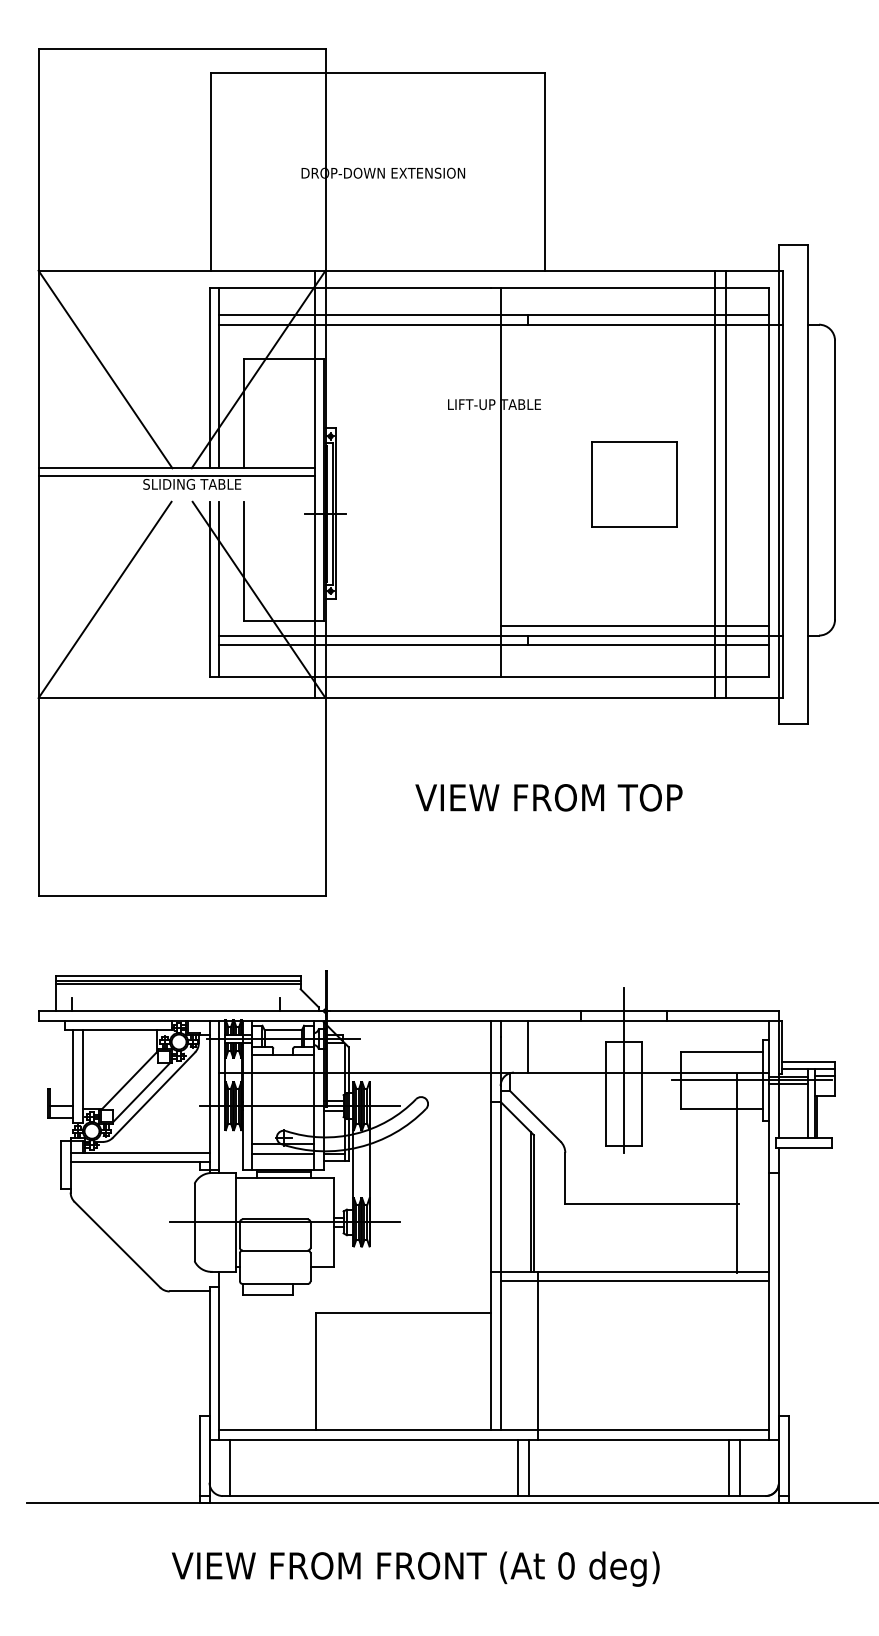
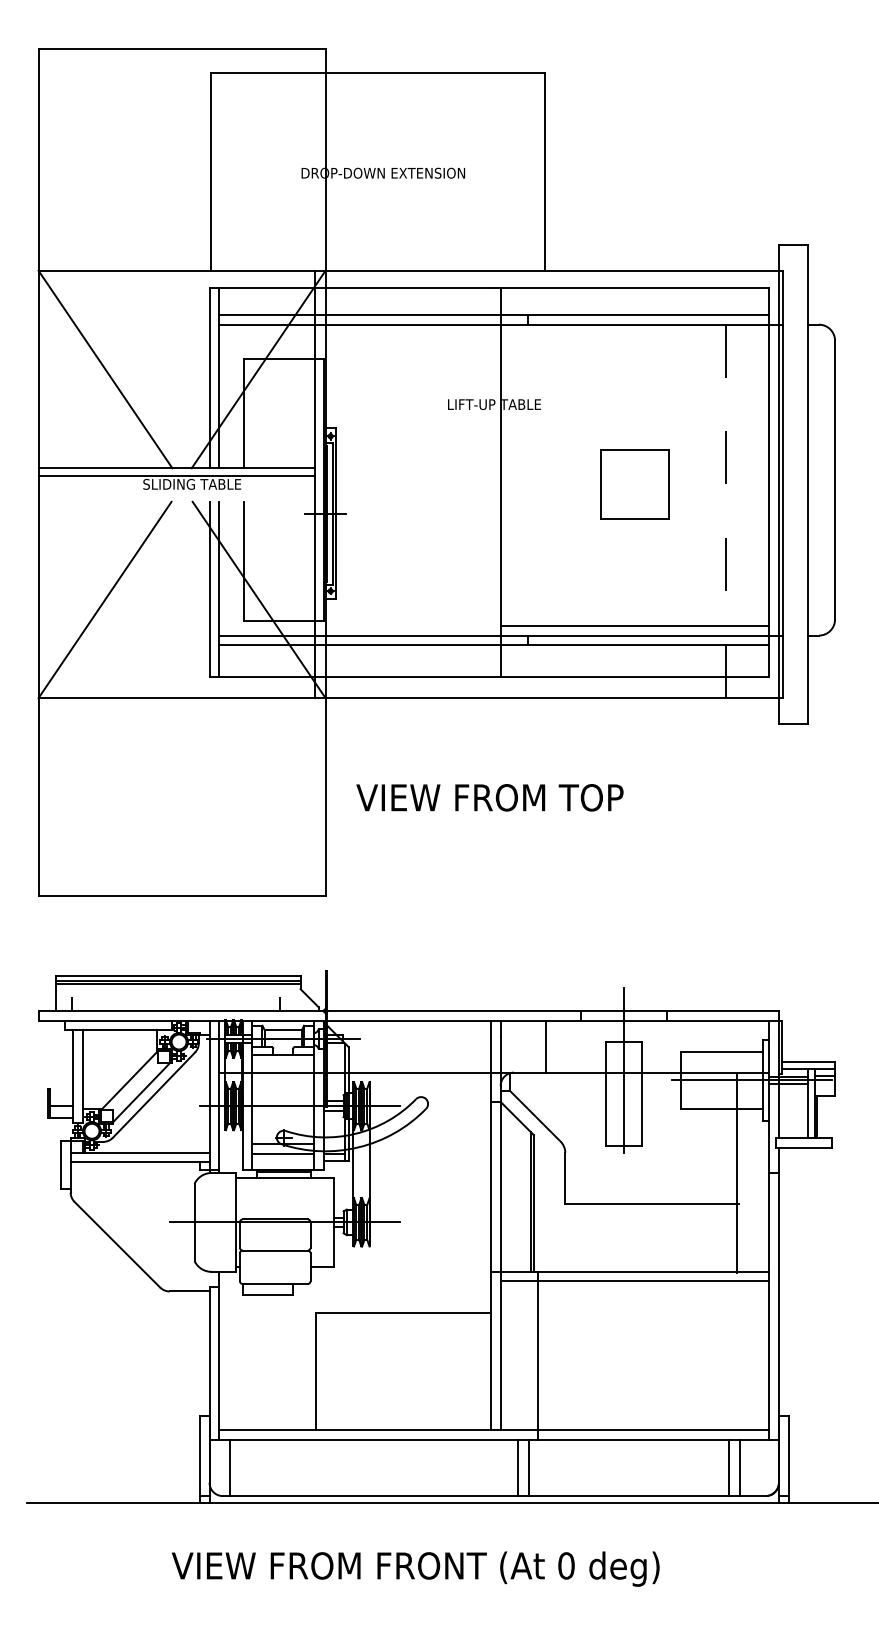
part size: 87x87 px -> 70x71 px (634, 484)
line: present -> none (715, 484)
line: solid -> dashed (725, 484)
text position: (548, 797) -> (489, 797) (489, 797)
line position: (528, 1046) -> (546, 1046) (546, 1046)
